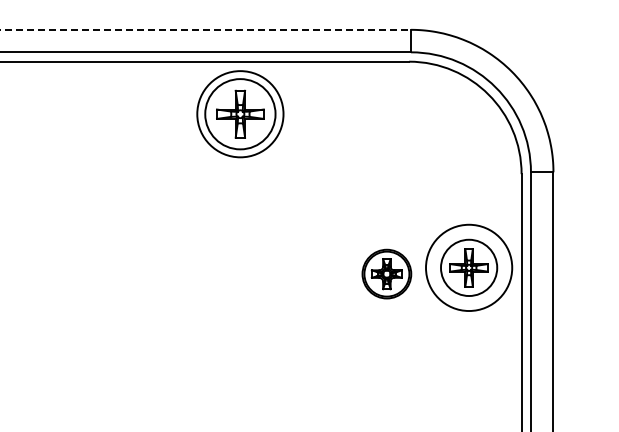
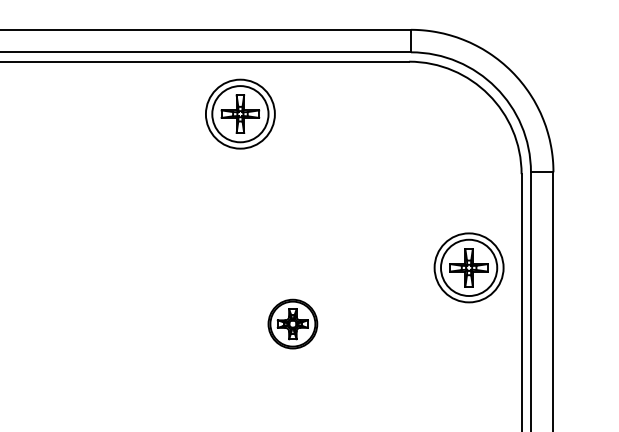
line: dashed -> solid (206, 29)
part size: 89x89 px -> 71x72 px (240, 113)
circle diameter: 86 px -> 69 px (468, 267)
part position: (386, 273) -> (292, 323) (292, 323)
